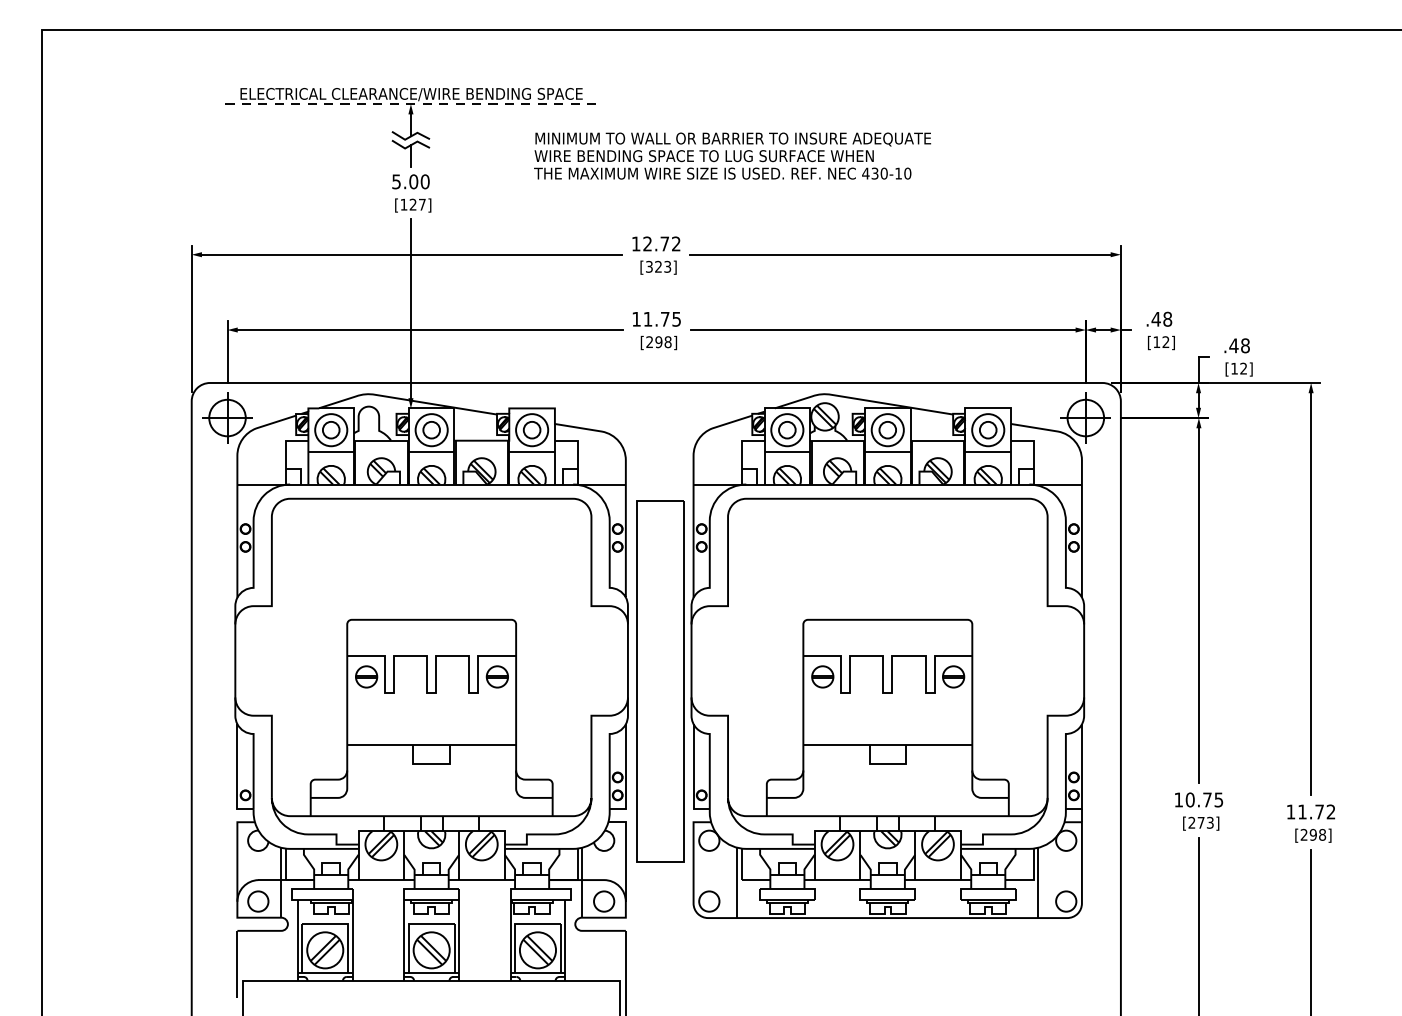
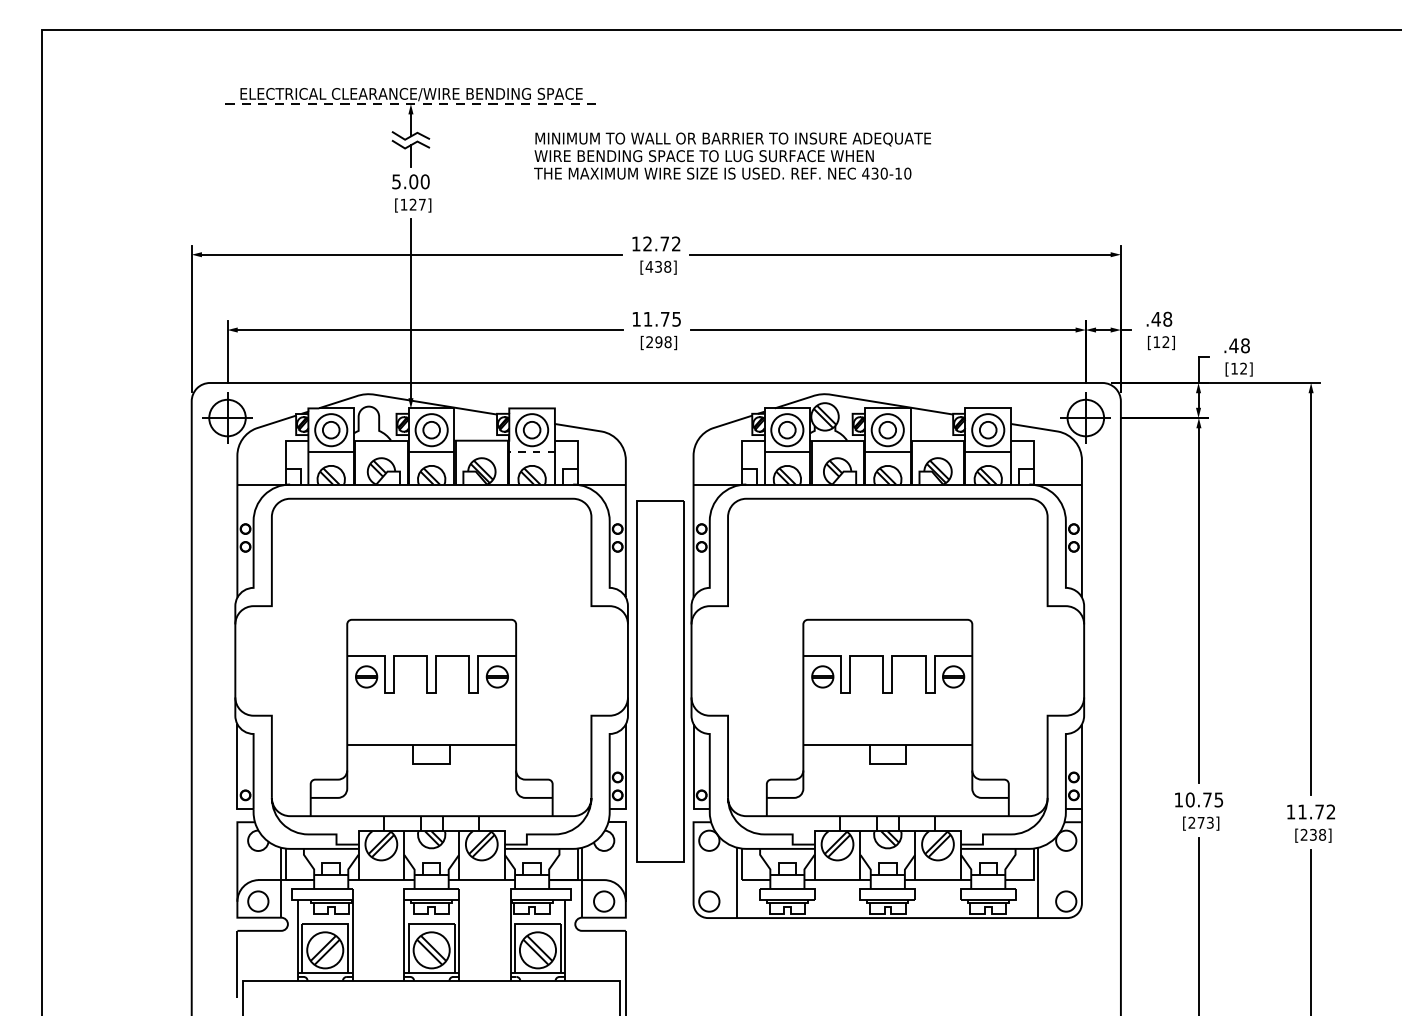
text: [323] -> [438] (658, 266)
line: solid -> dashed (532, 451)
text: [298] -> [238] (1312, 834)
